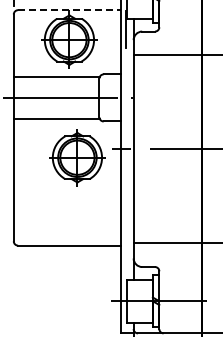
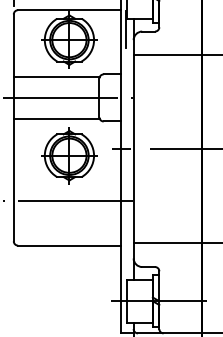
line: dashed -> solid (69, 10)
part position: (77, 157) -> (69, 155) (69, 155)
line: none -> present (67, 200)
